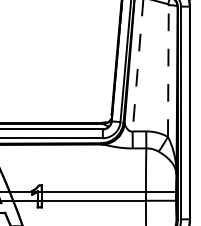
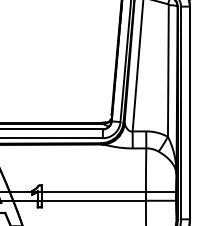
line: dashed -> solid (137, 66)
line: dashed -> solid (168, 71)
